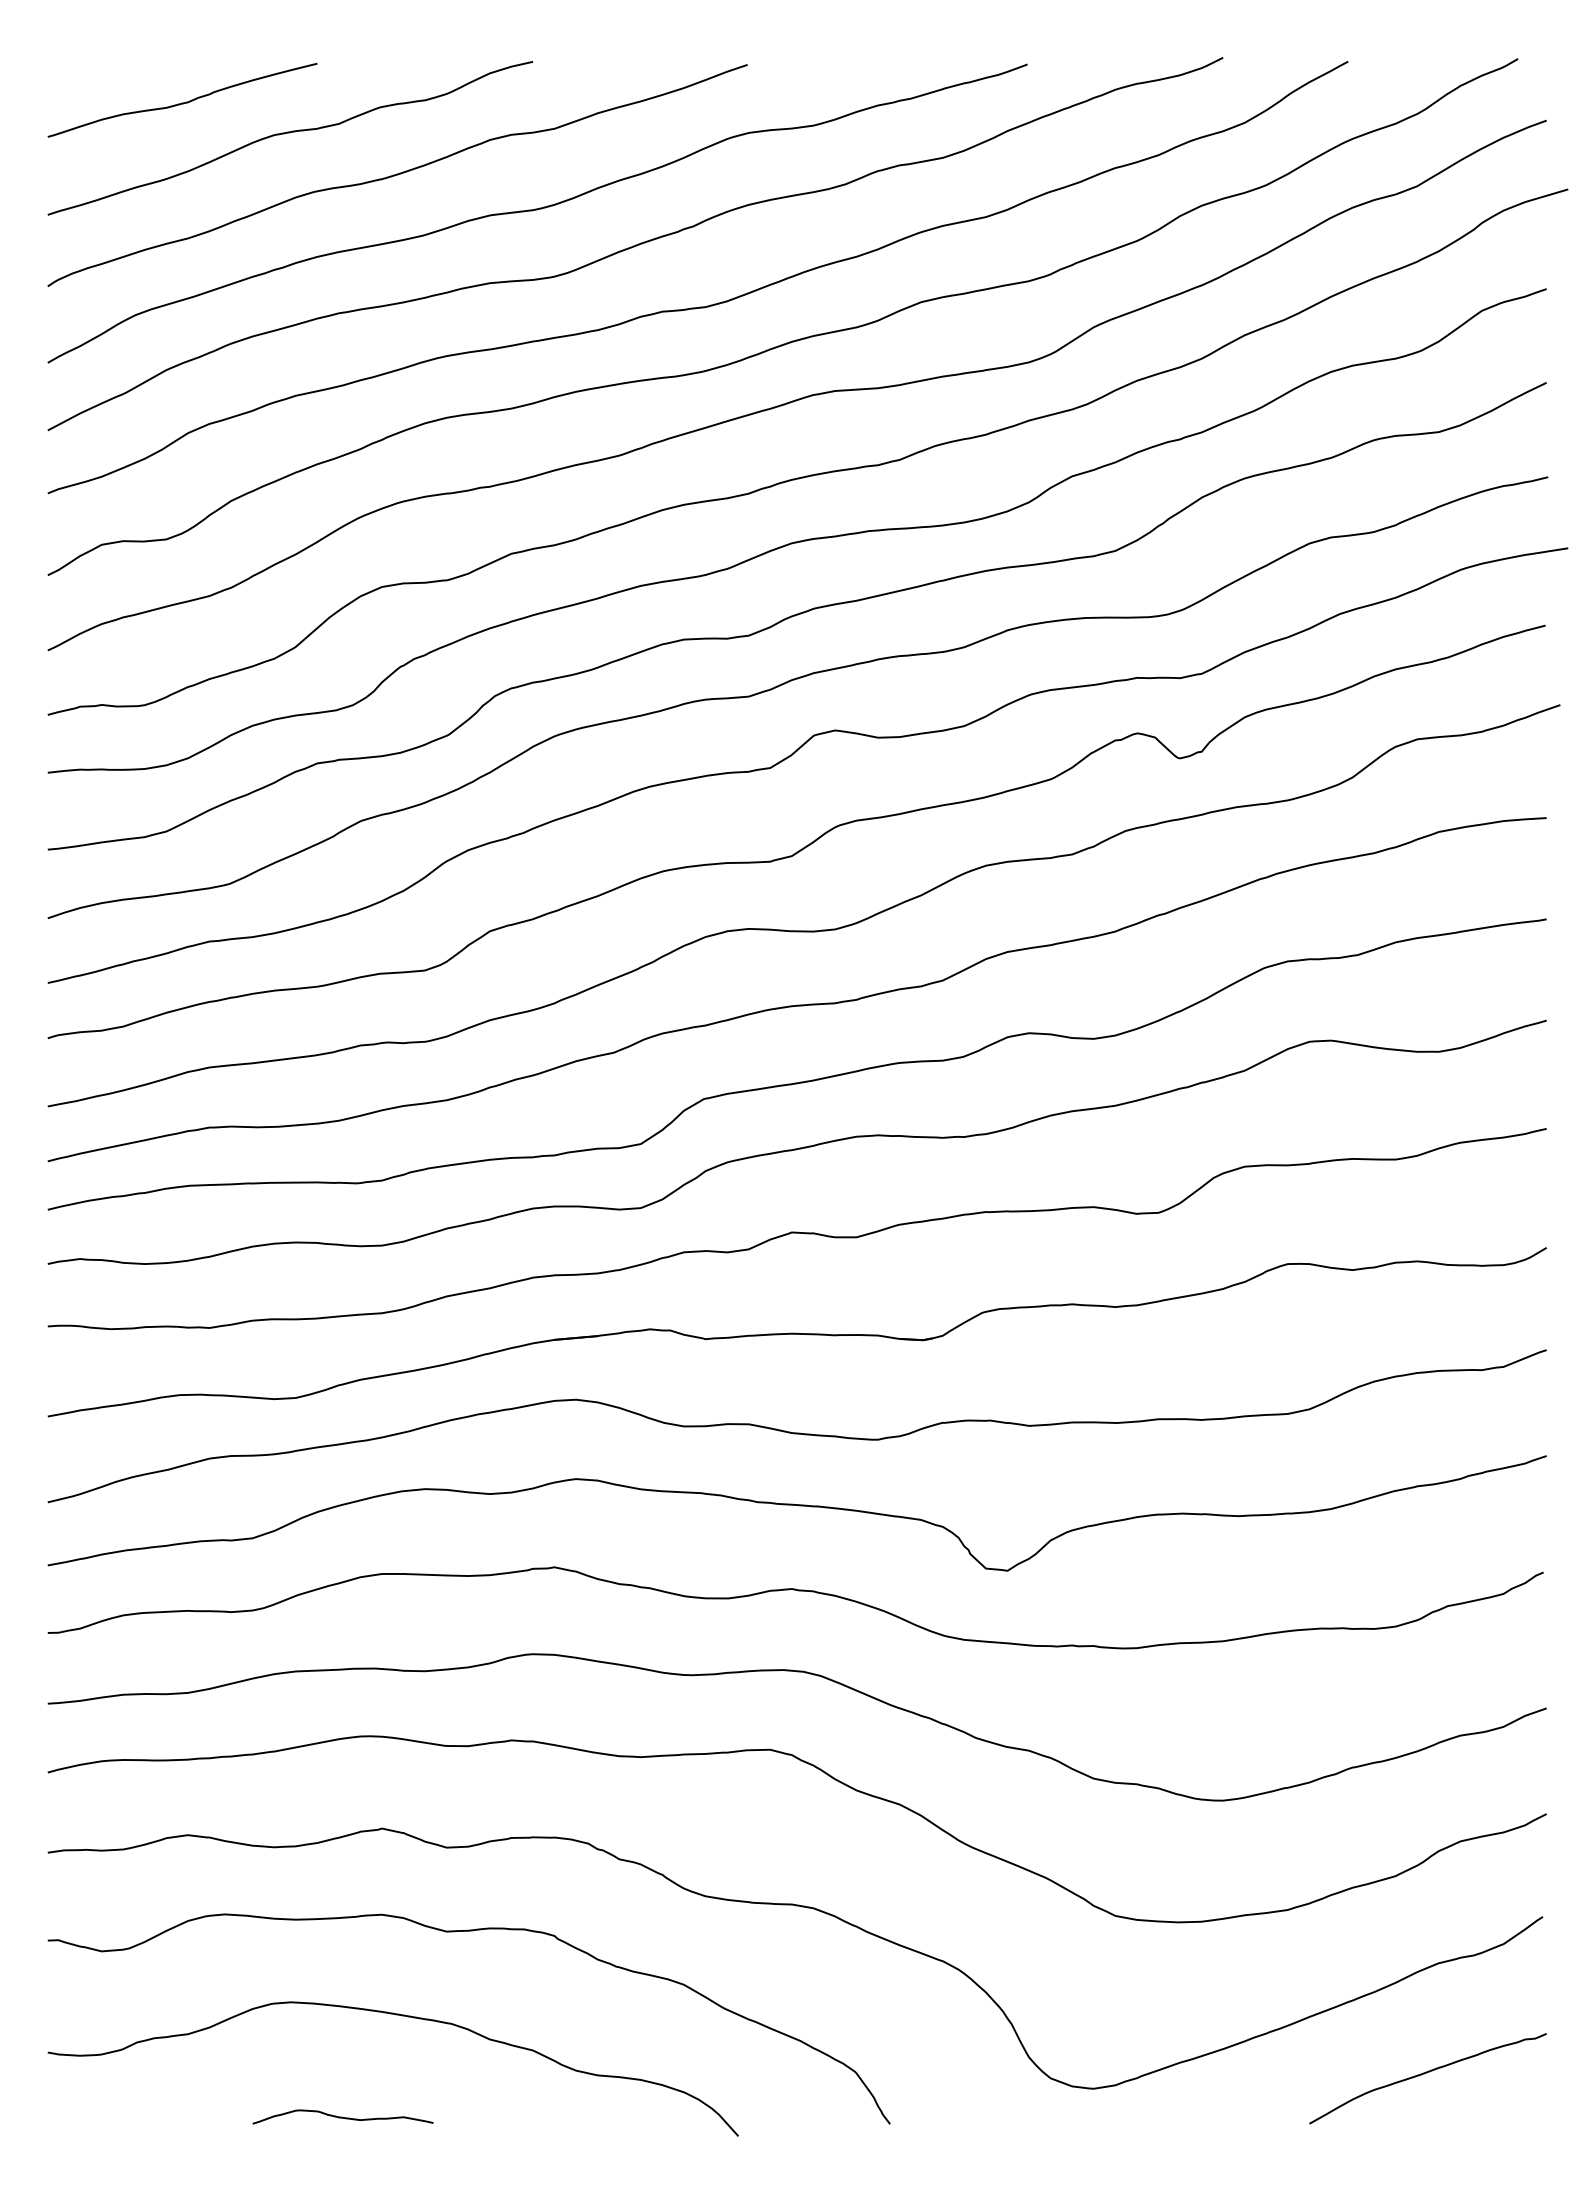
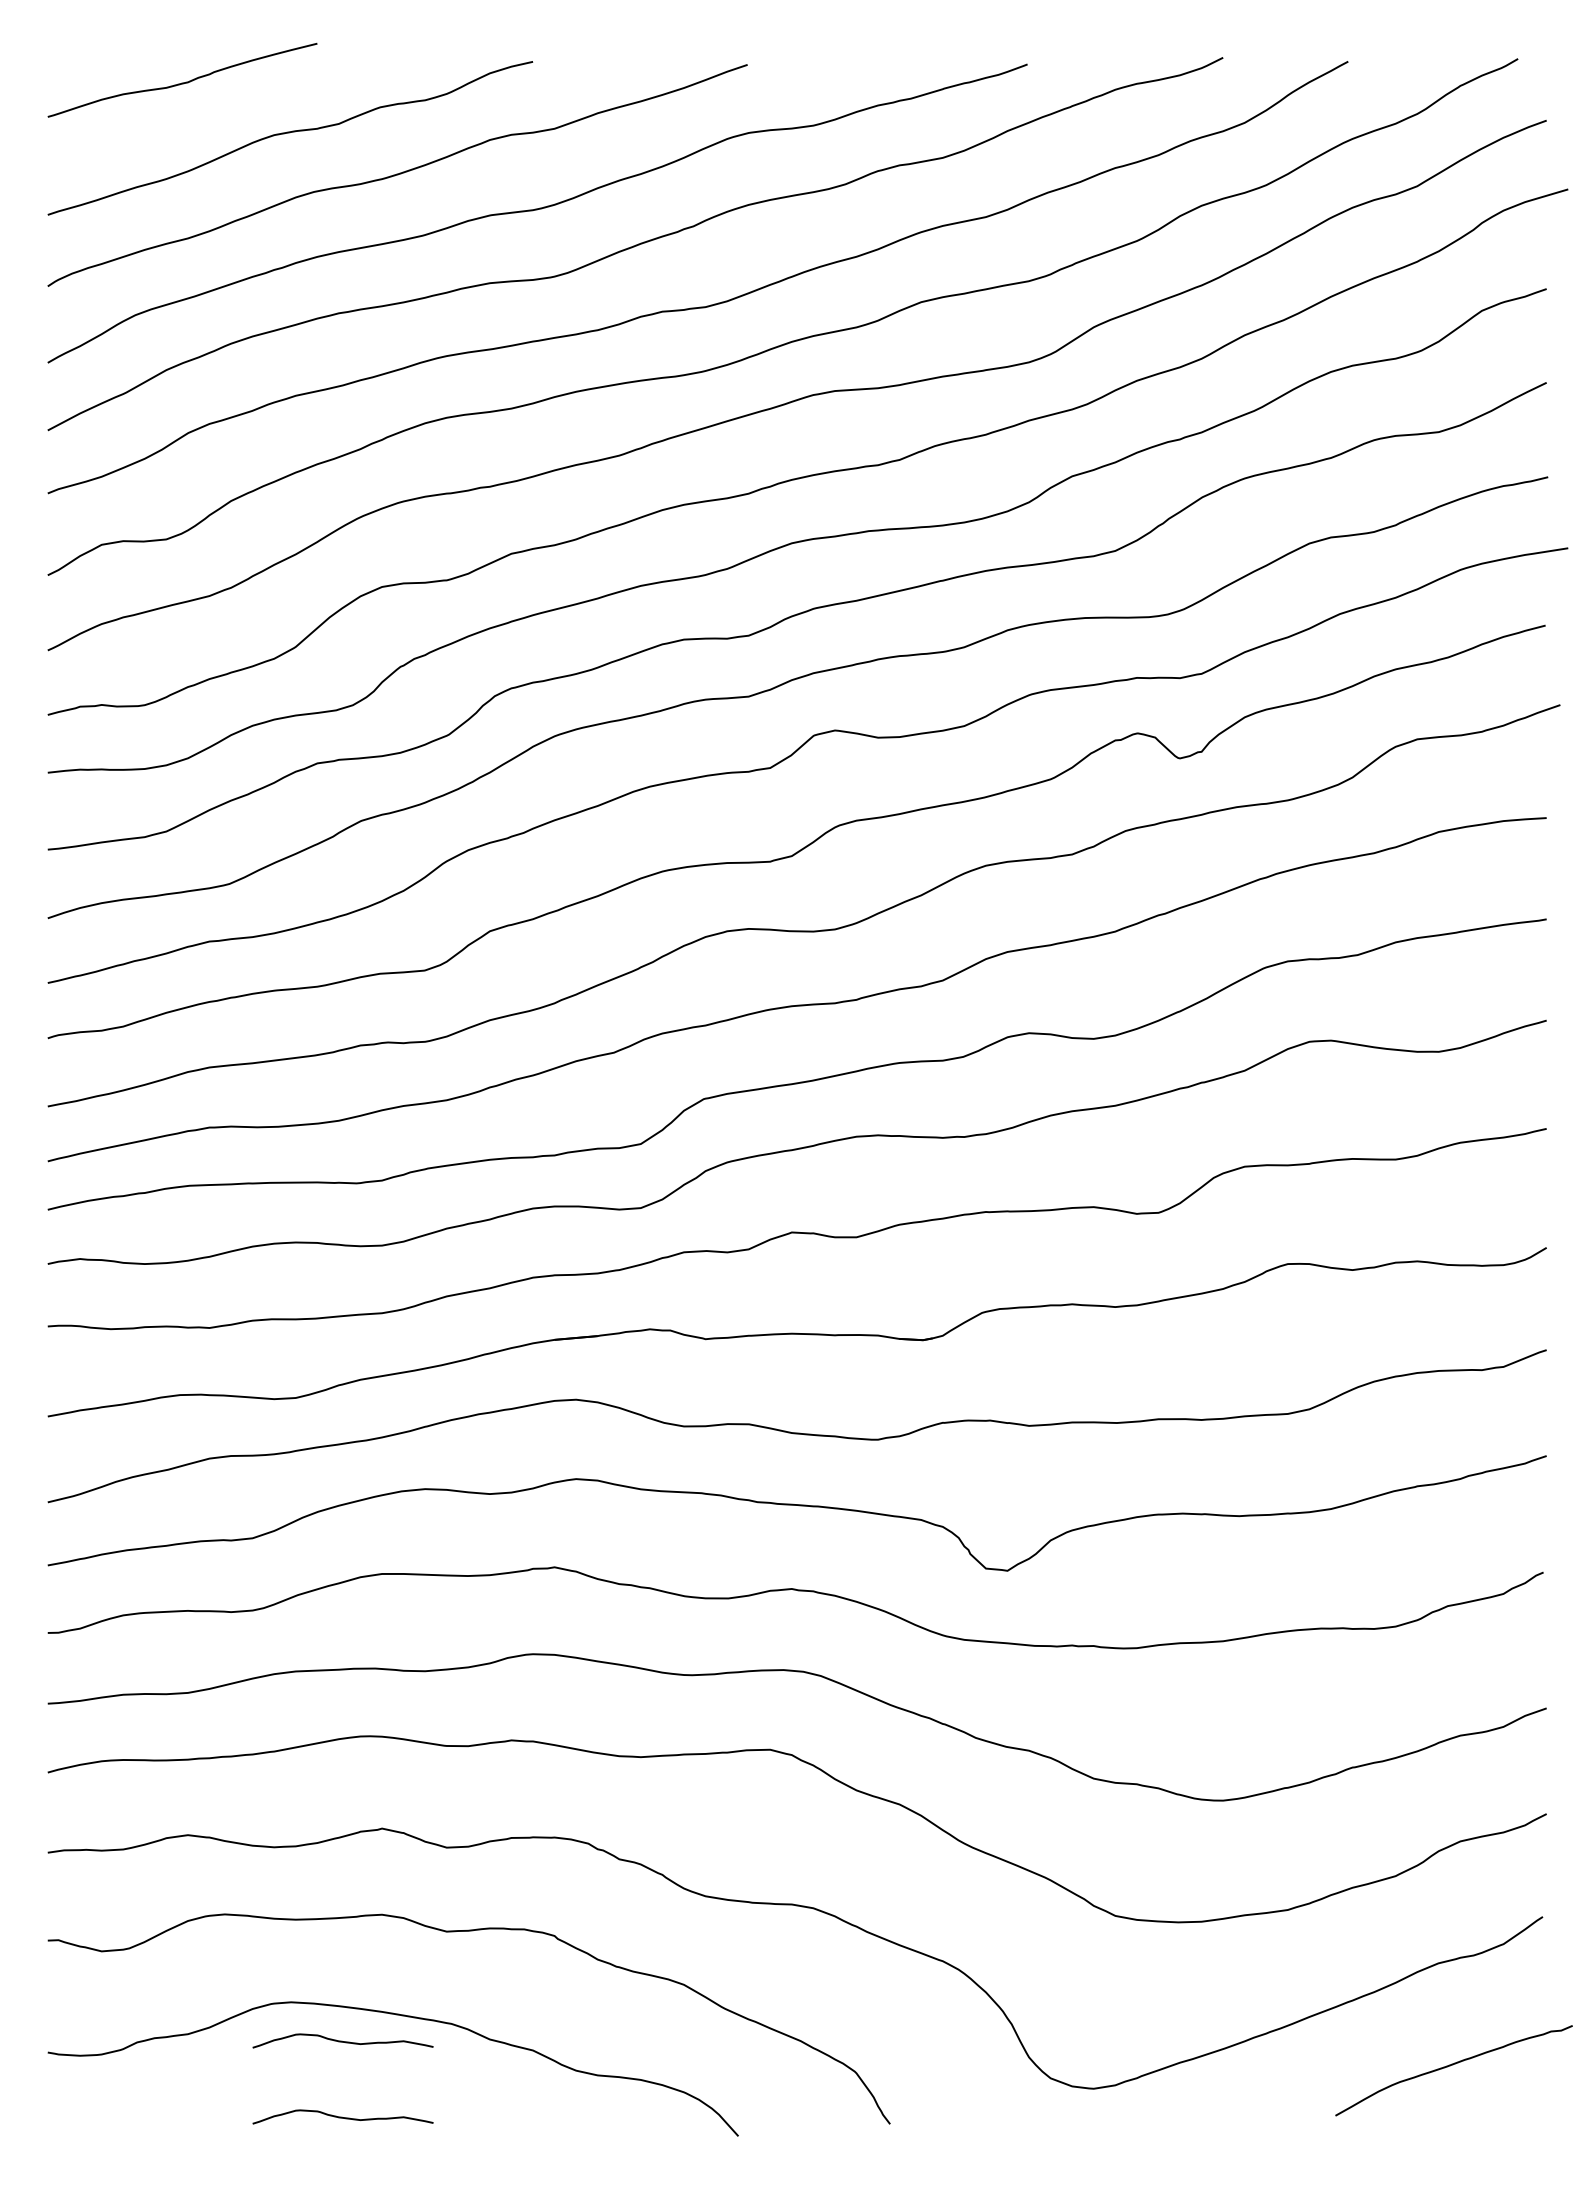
curve position: (182, 102) -> (182, 82) (182, 82)
curve: none -> present (342, 2040)
curve position: (1427, 2073) -> (1453, 2065) (1453, 2065)
